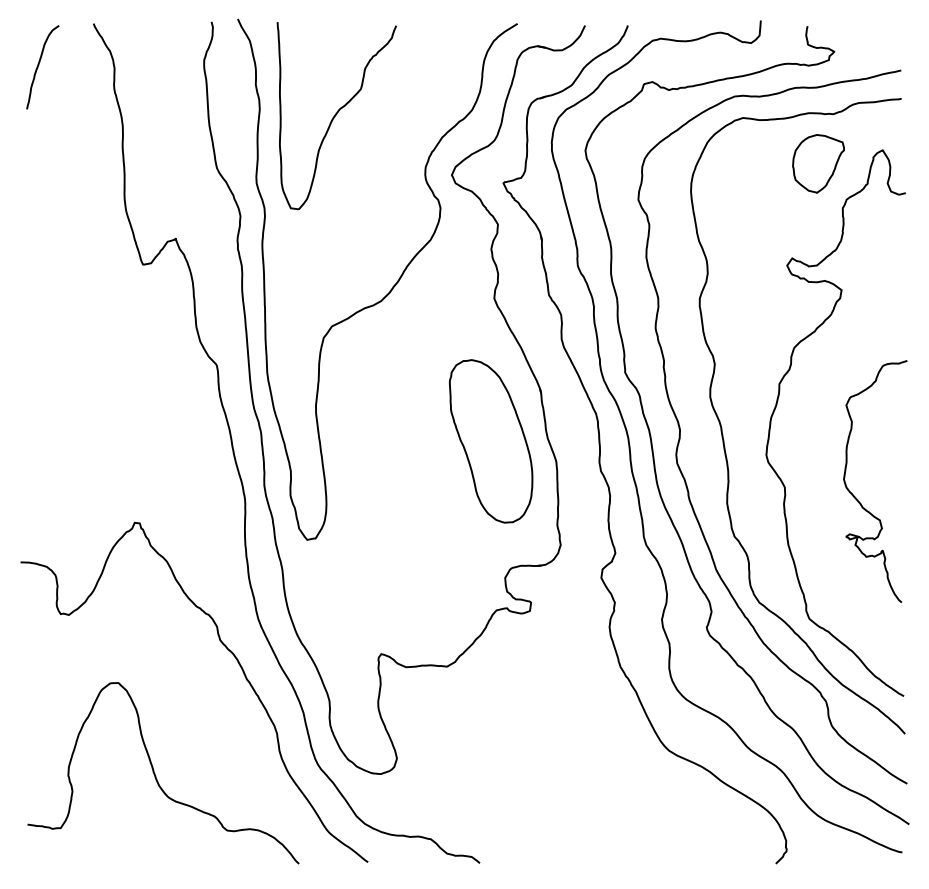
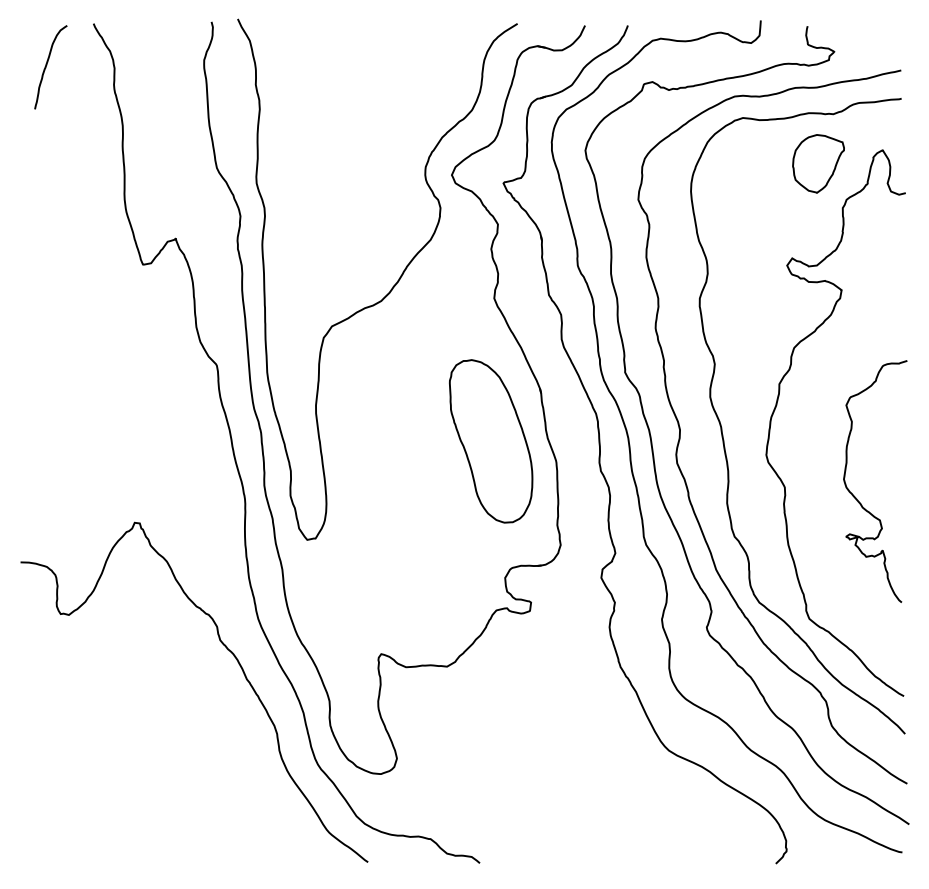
curve position: (39, 65) -> (47, 65) (47, 65)
curve: present -> none (336, 115)
curve: present -> none (156, 776)
